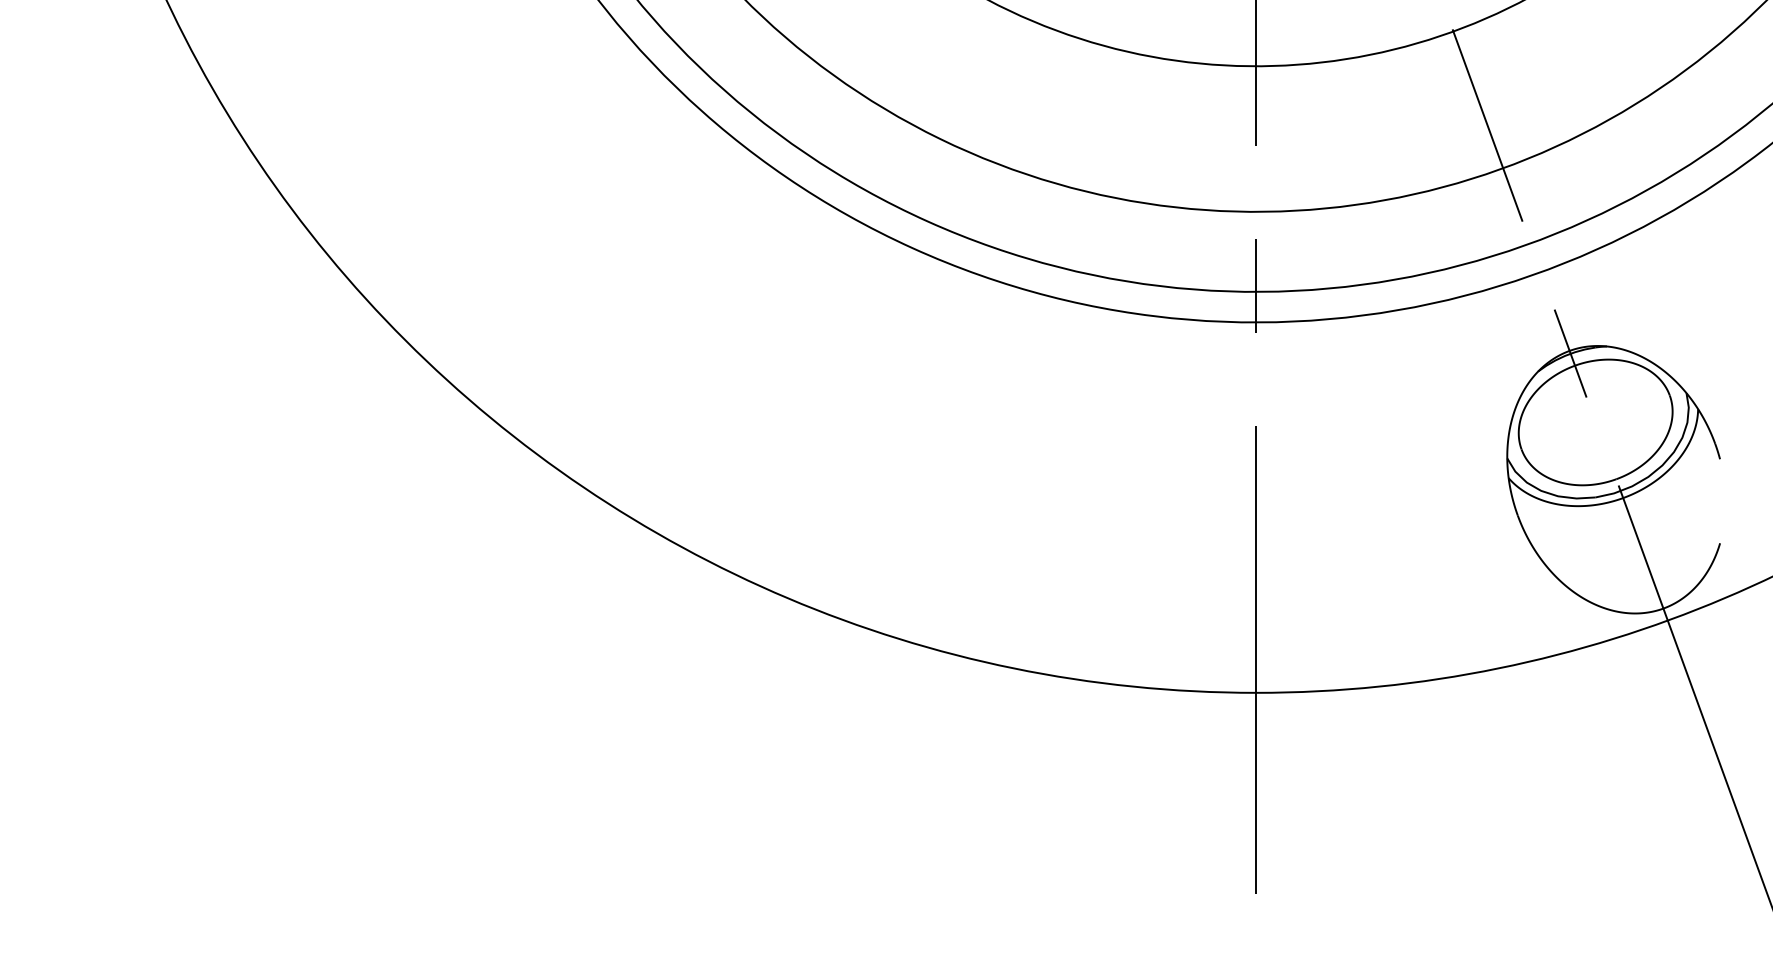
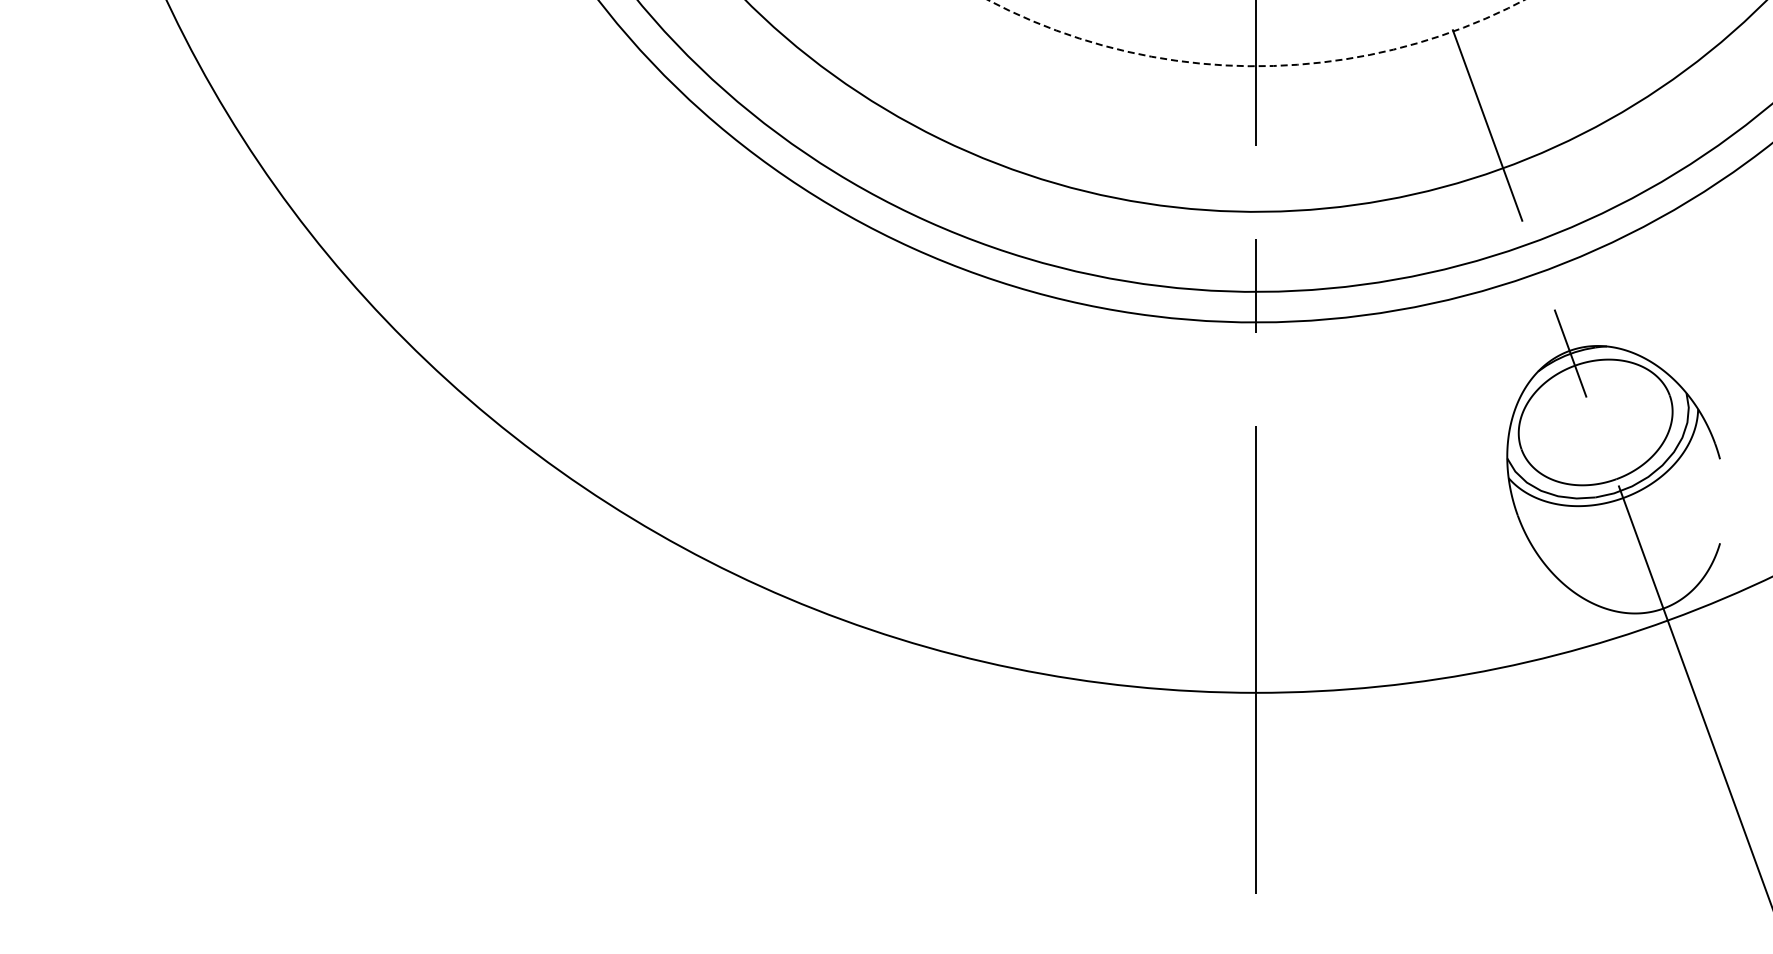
arc: solid -> dashed (1252, 66)
